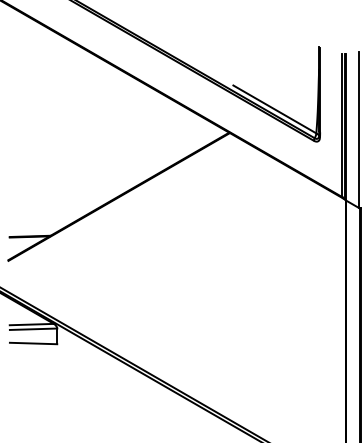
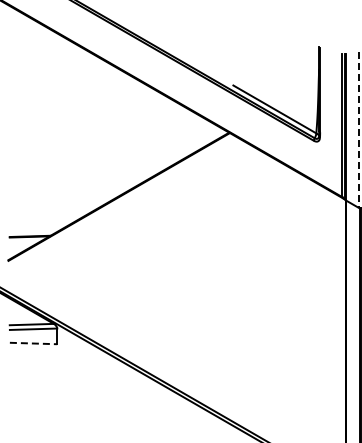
line: solid -> dashed (359, 130)
line: solid -> dashed (33, 343)
